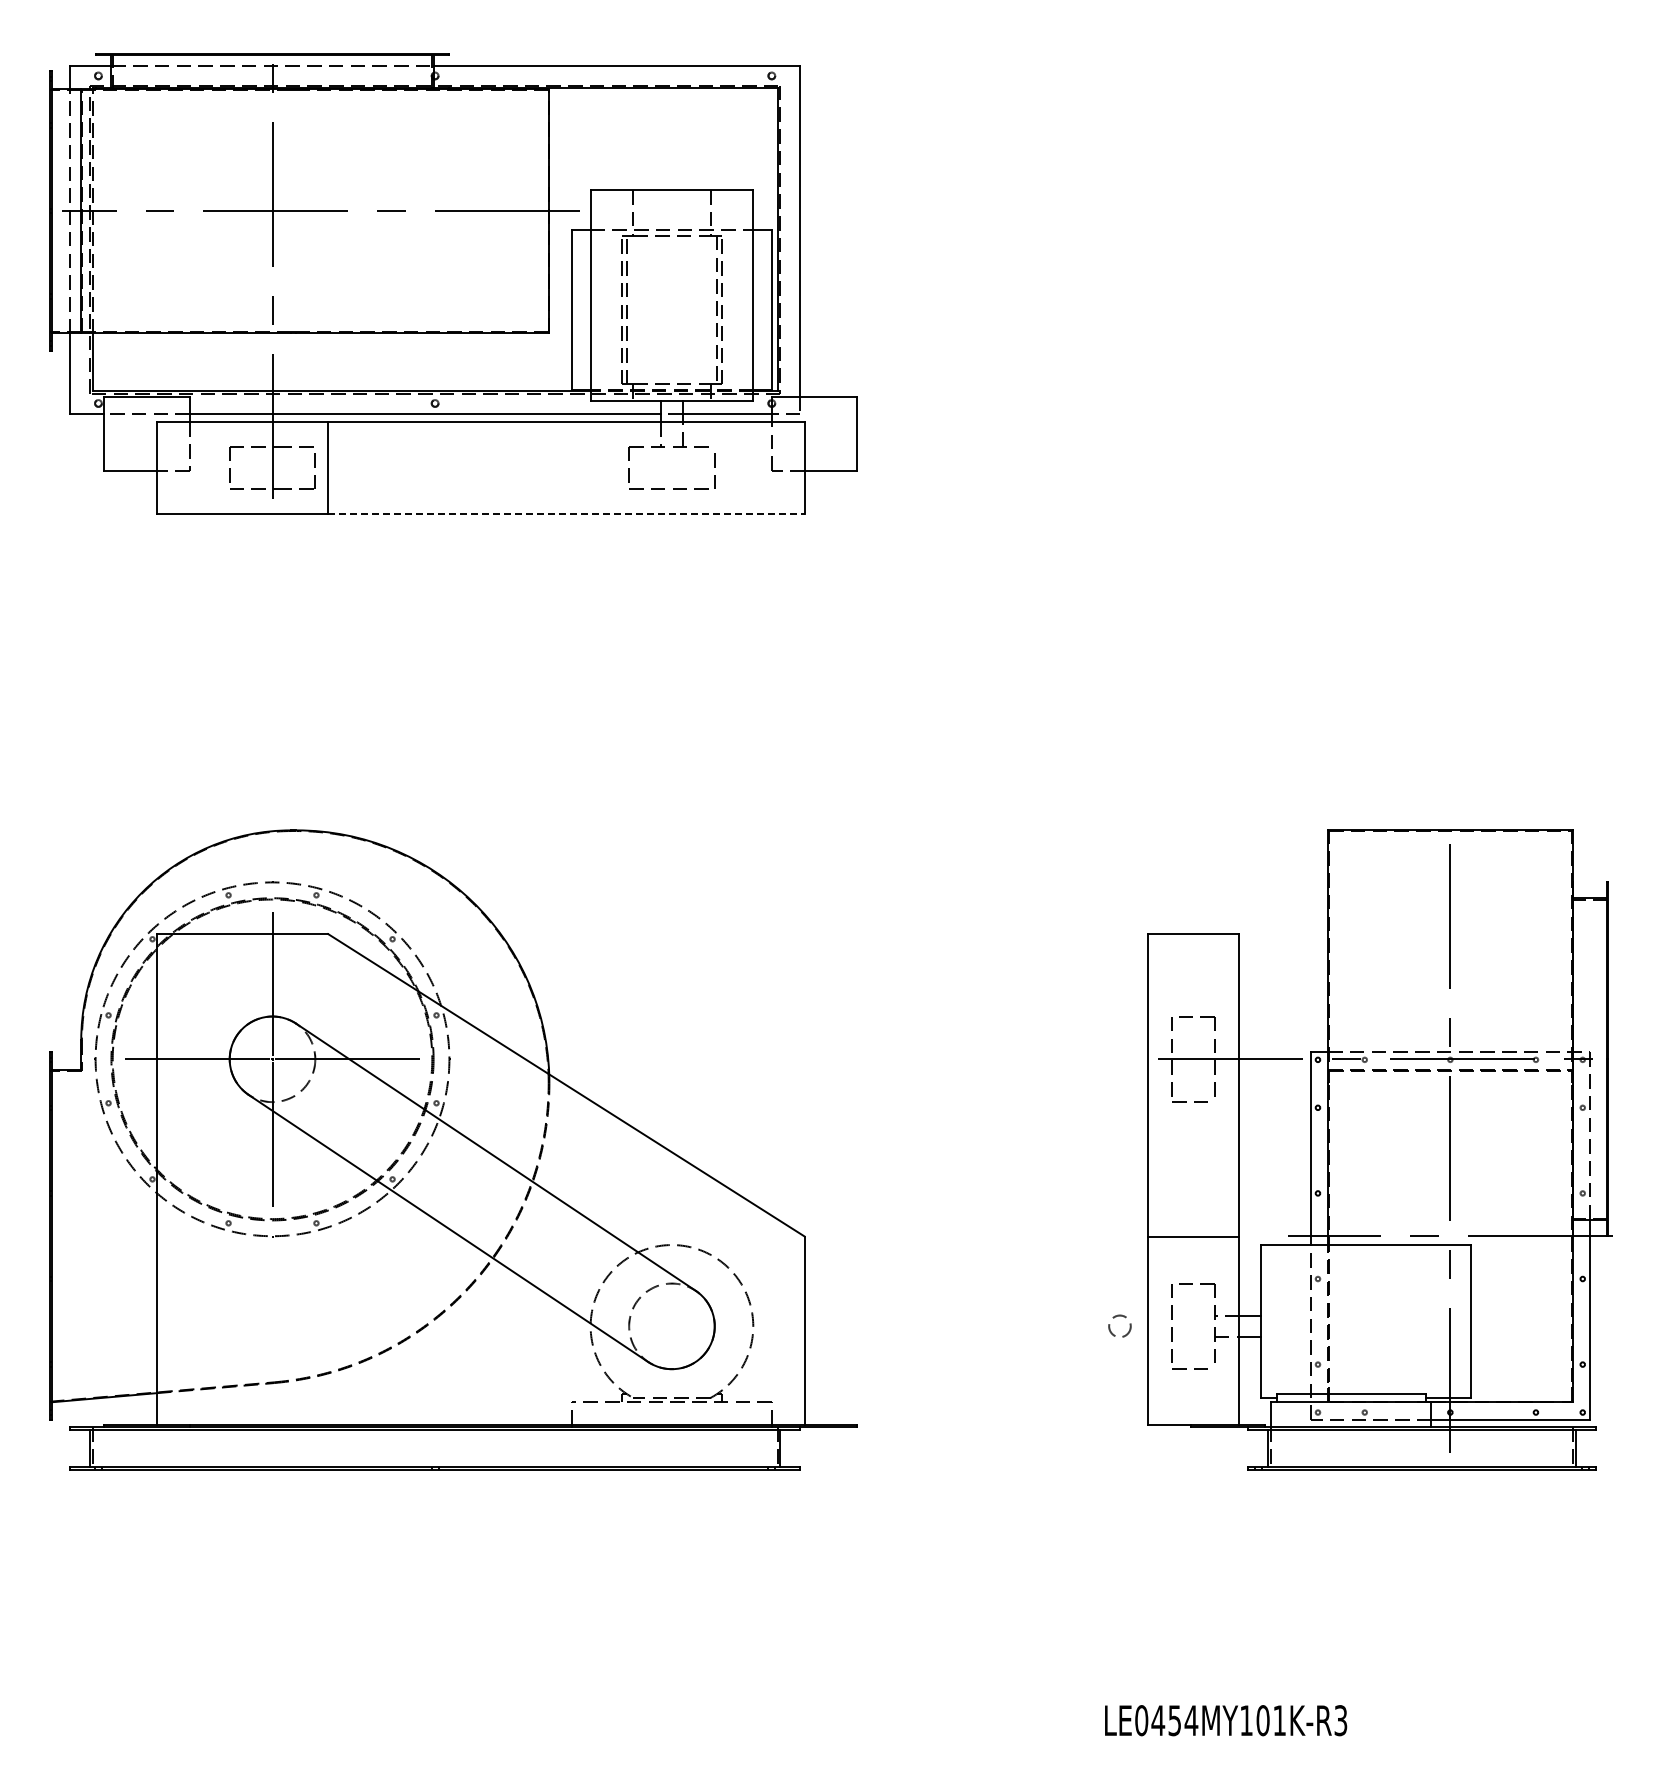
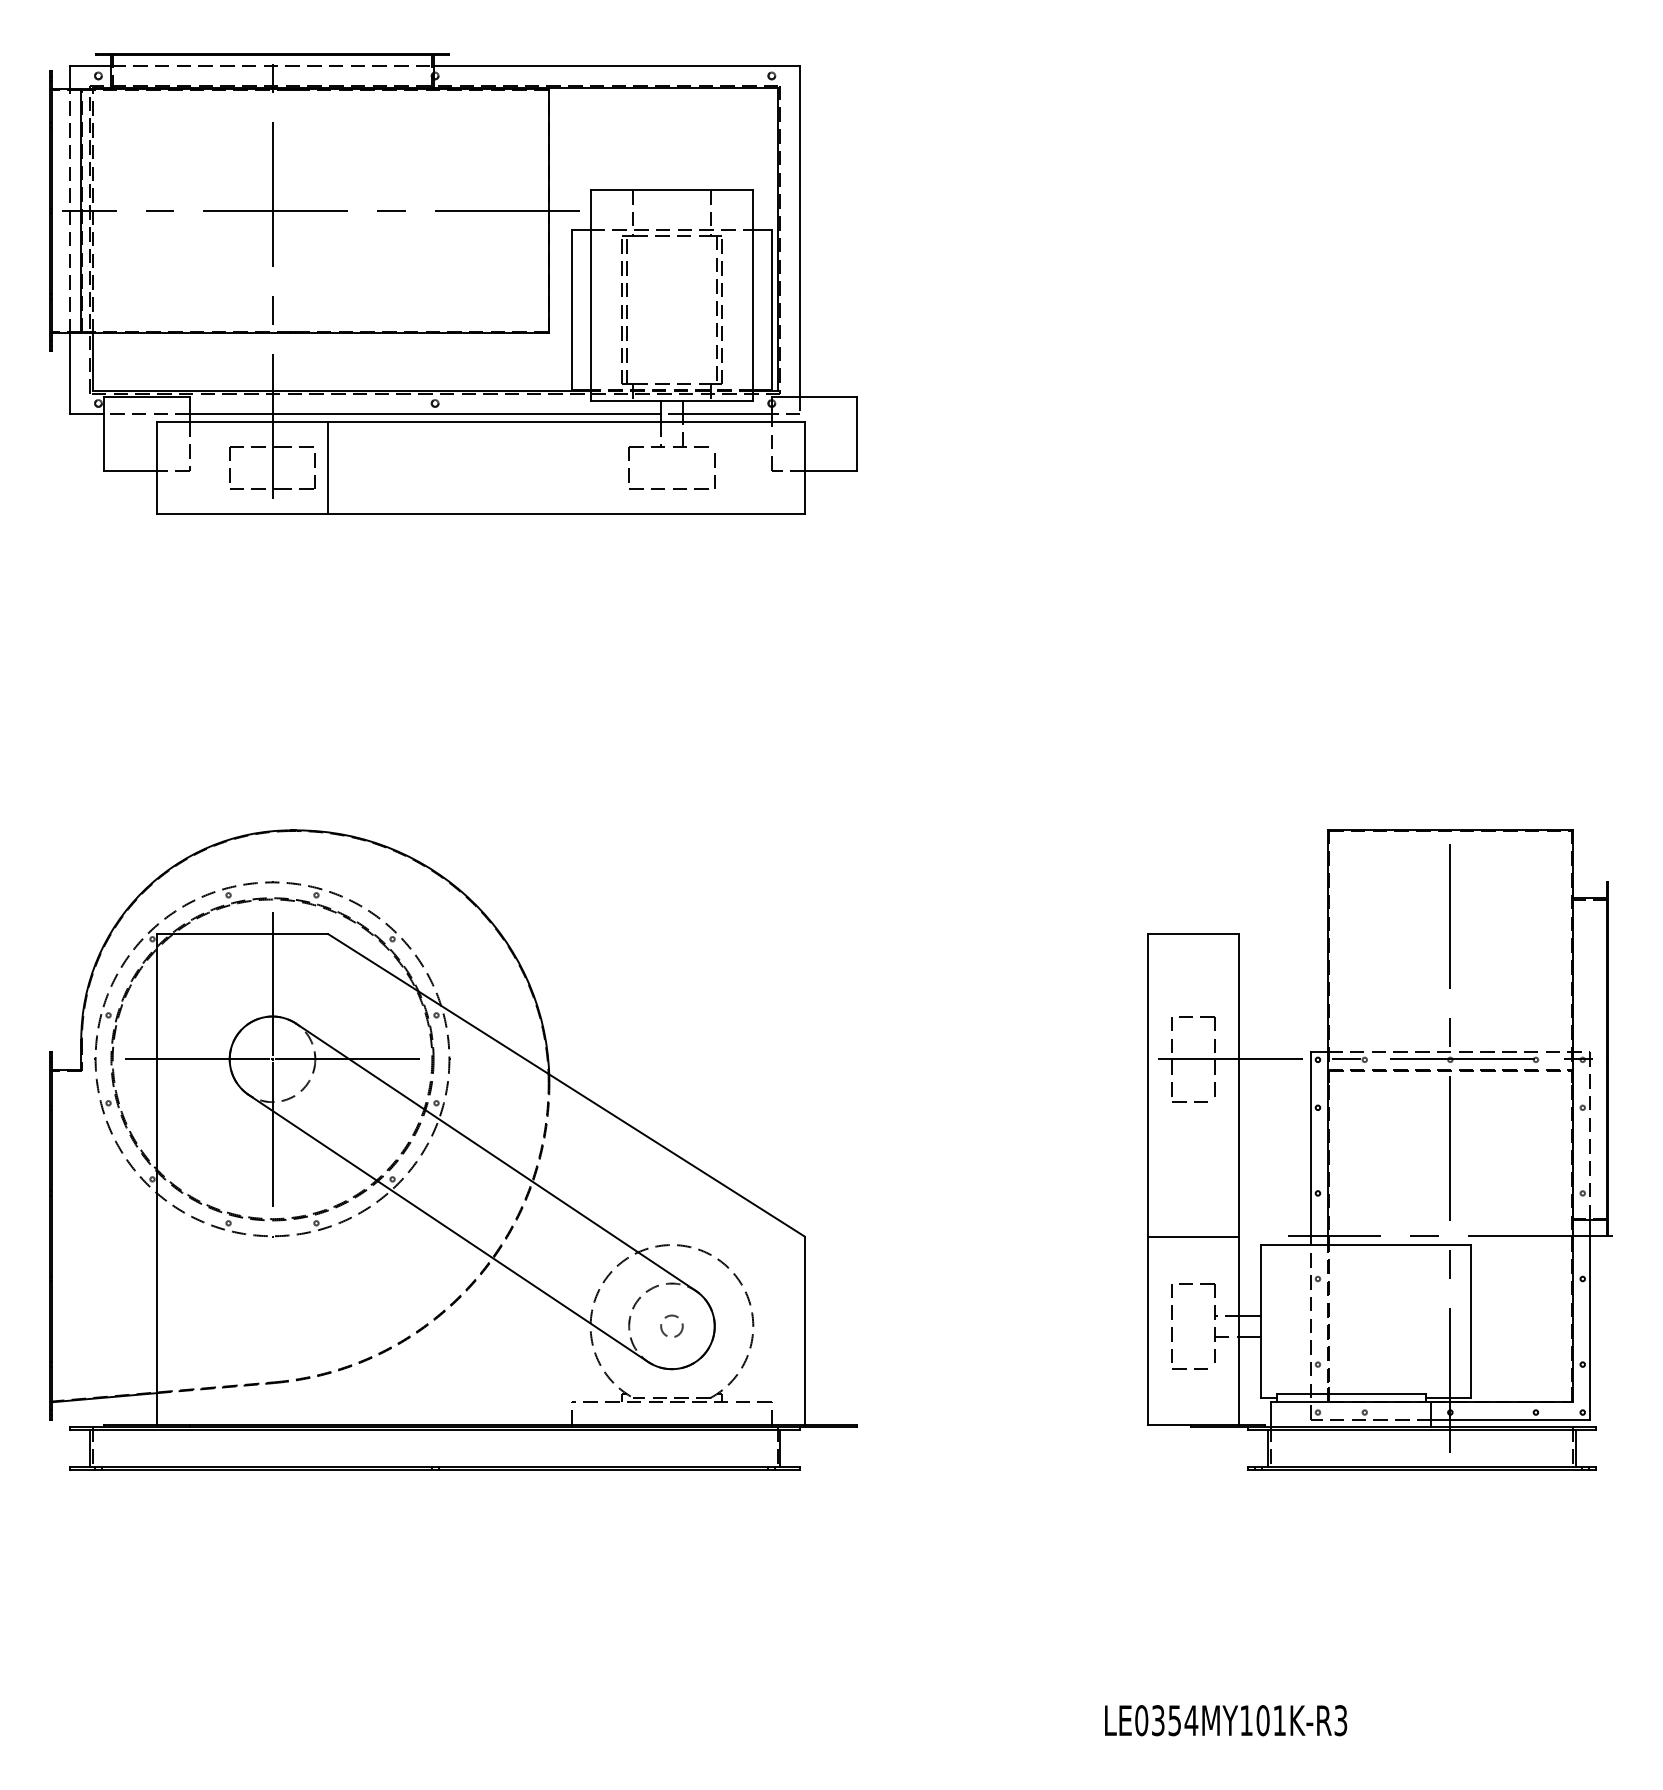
line: dashed -> solid (566, 513)
circle position: (1119, 1325) -> (671, 1325) (671, 1325)
text: LE0454MY101K-R3 -> LE0354MY101K-R3 (1158, 1720)
